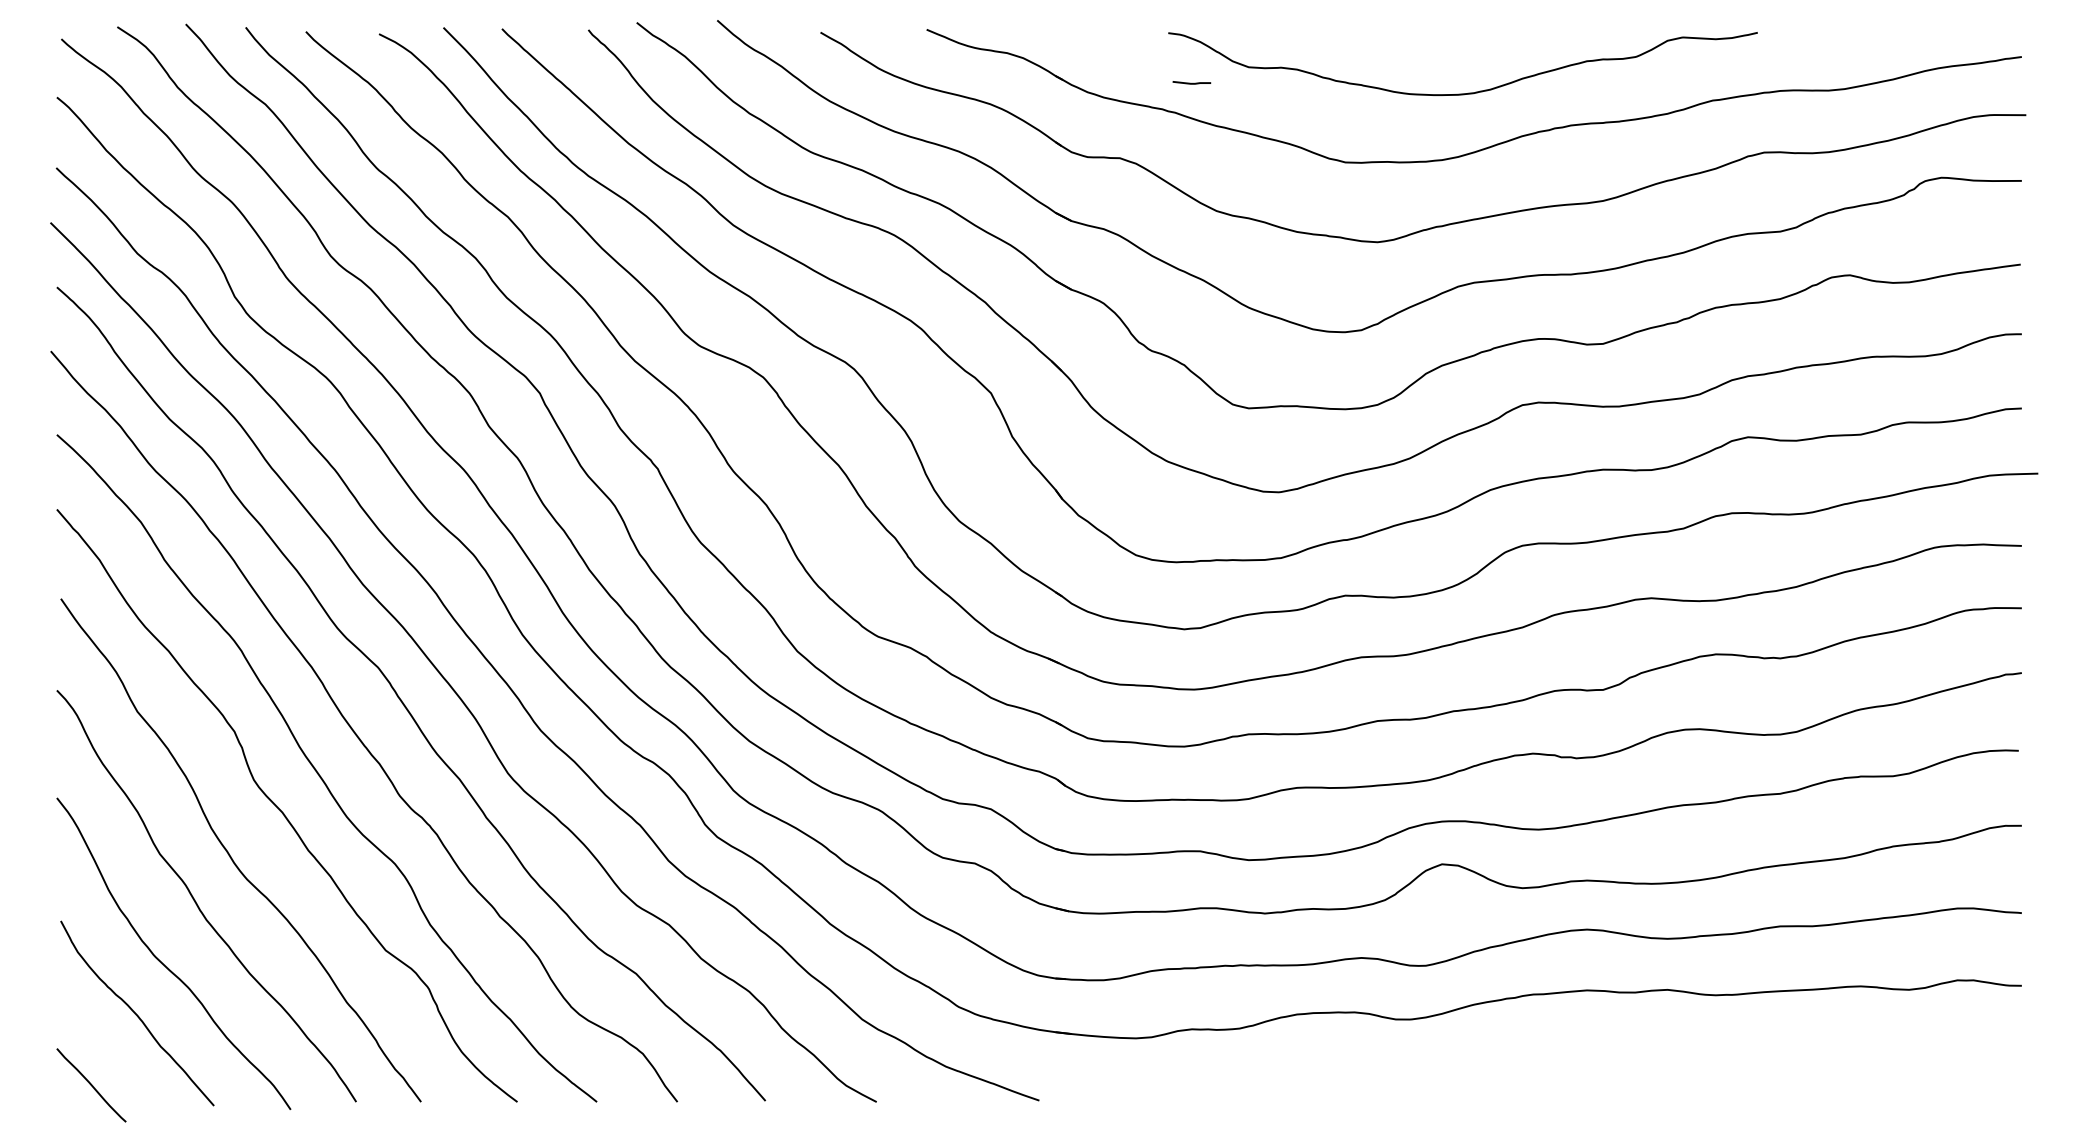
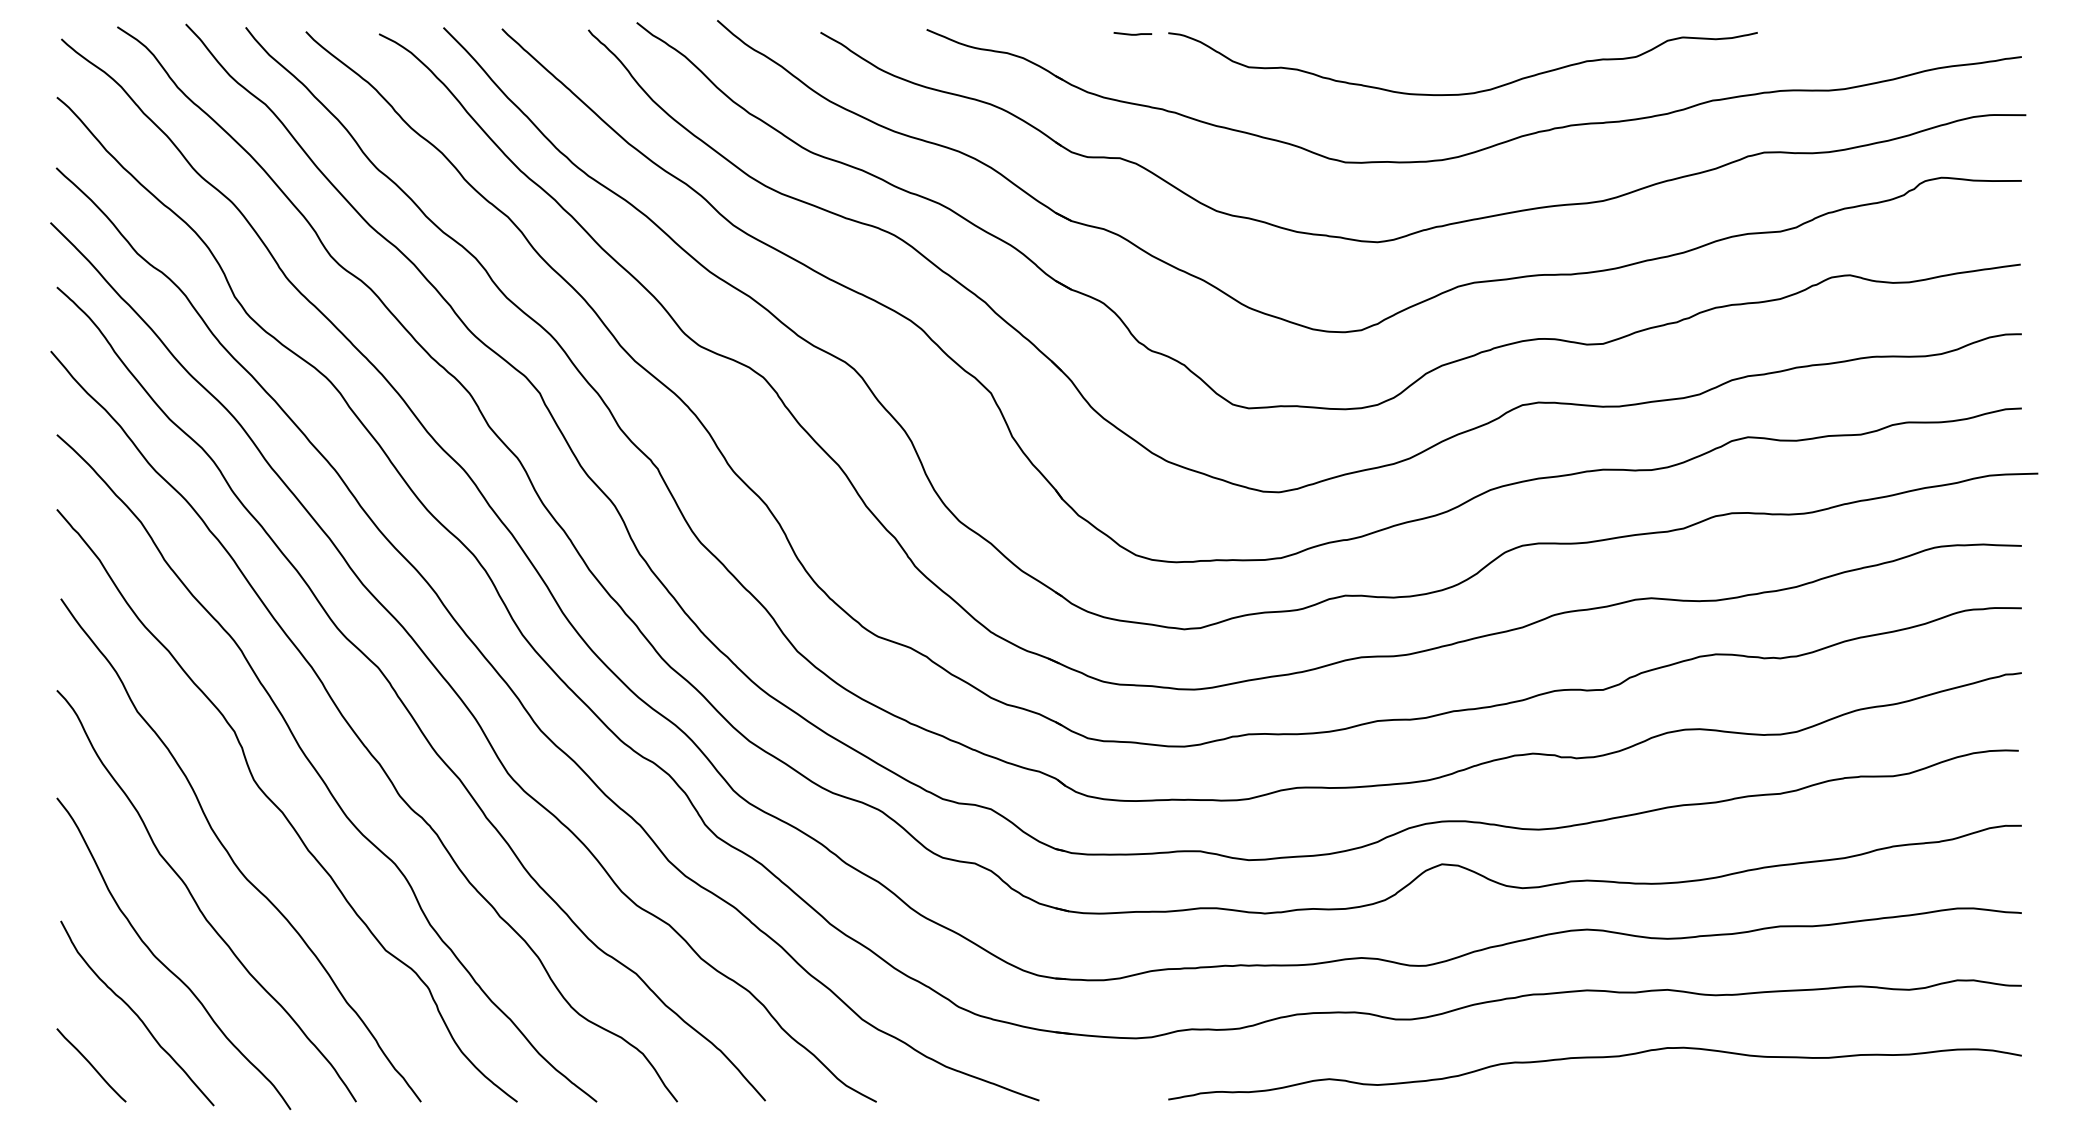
line position: (1191, 82) -> (1132, 33) (1132, 33)
curve: none -> present (1594, 1058)
line position: (91, 1085) -> (91, 1065) (91, 1065)
